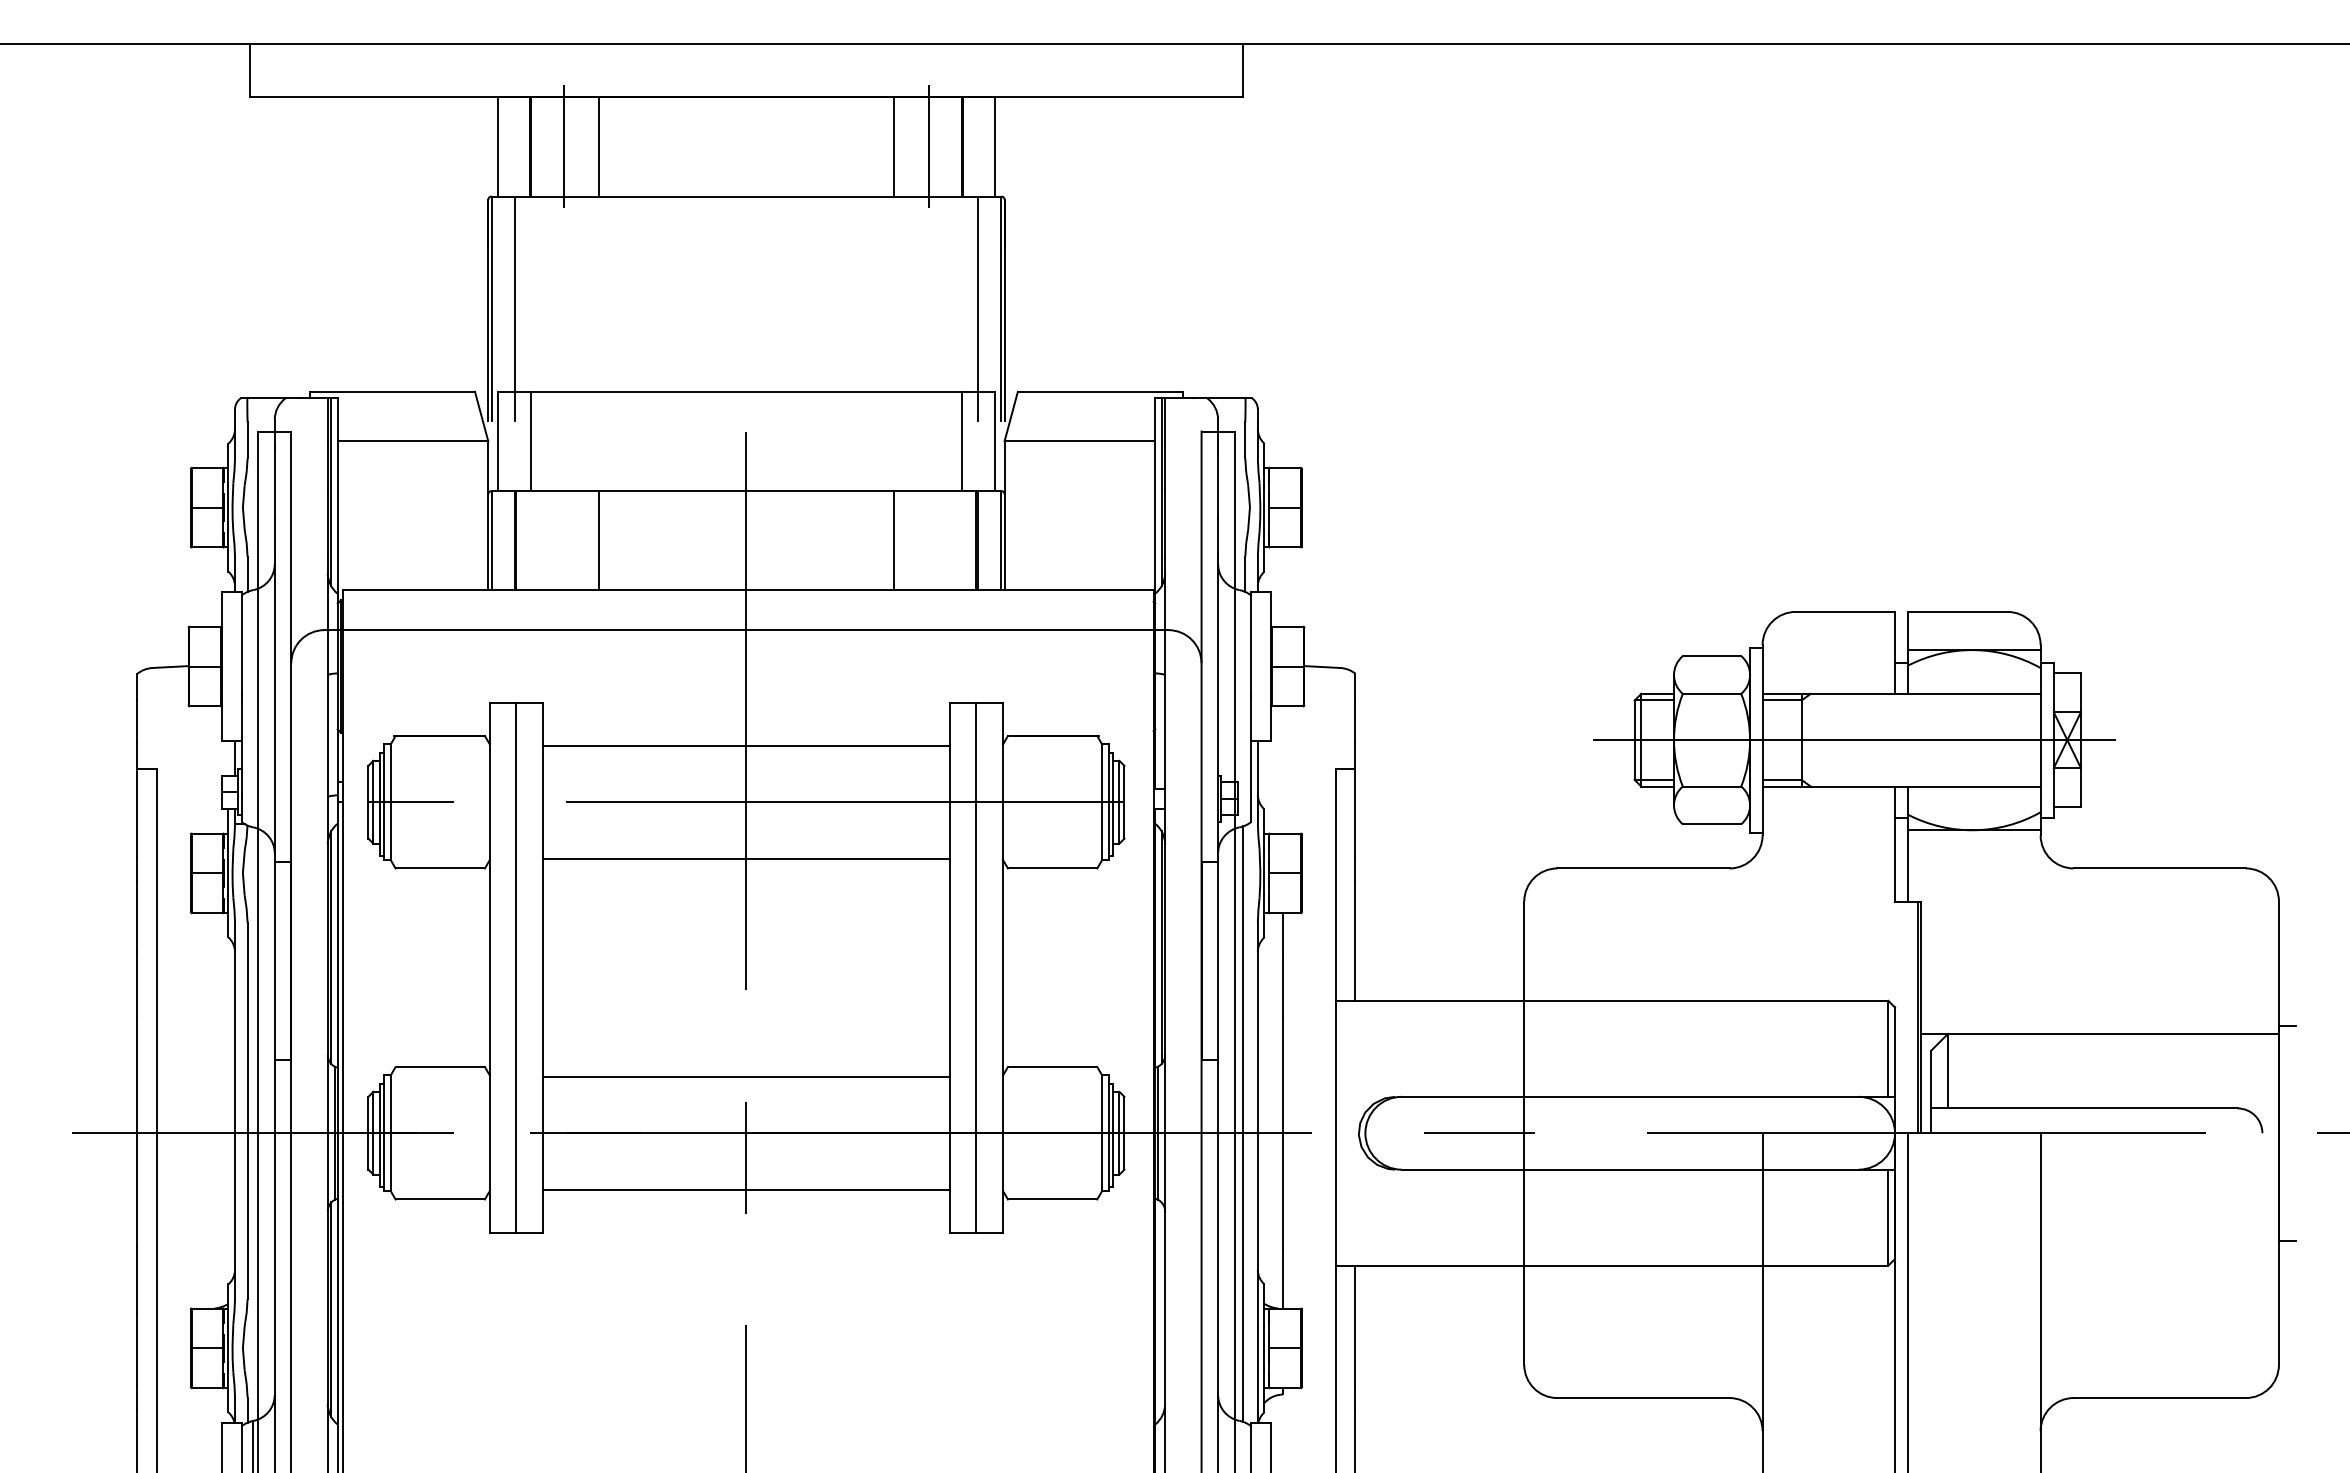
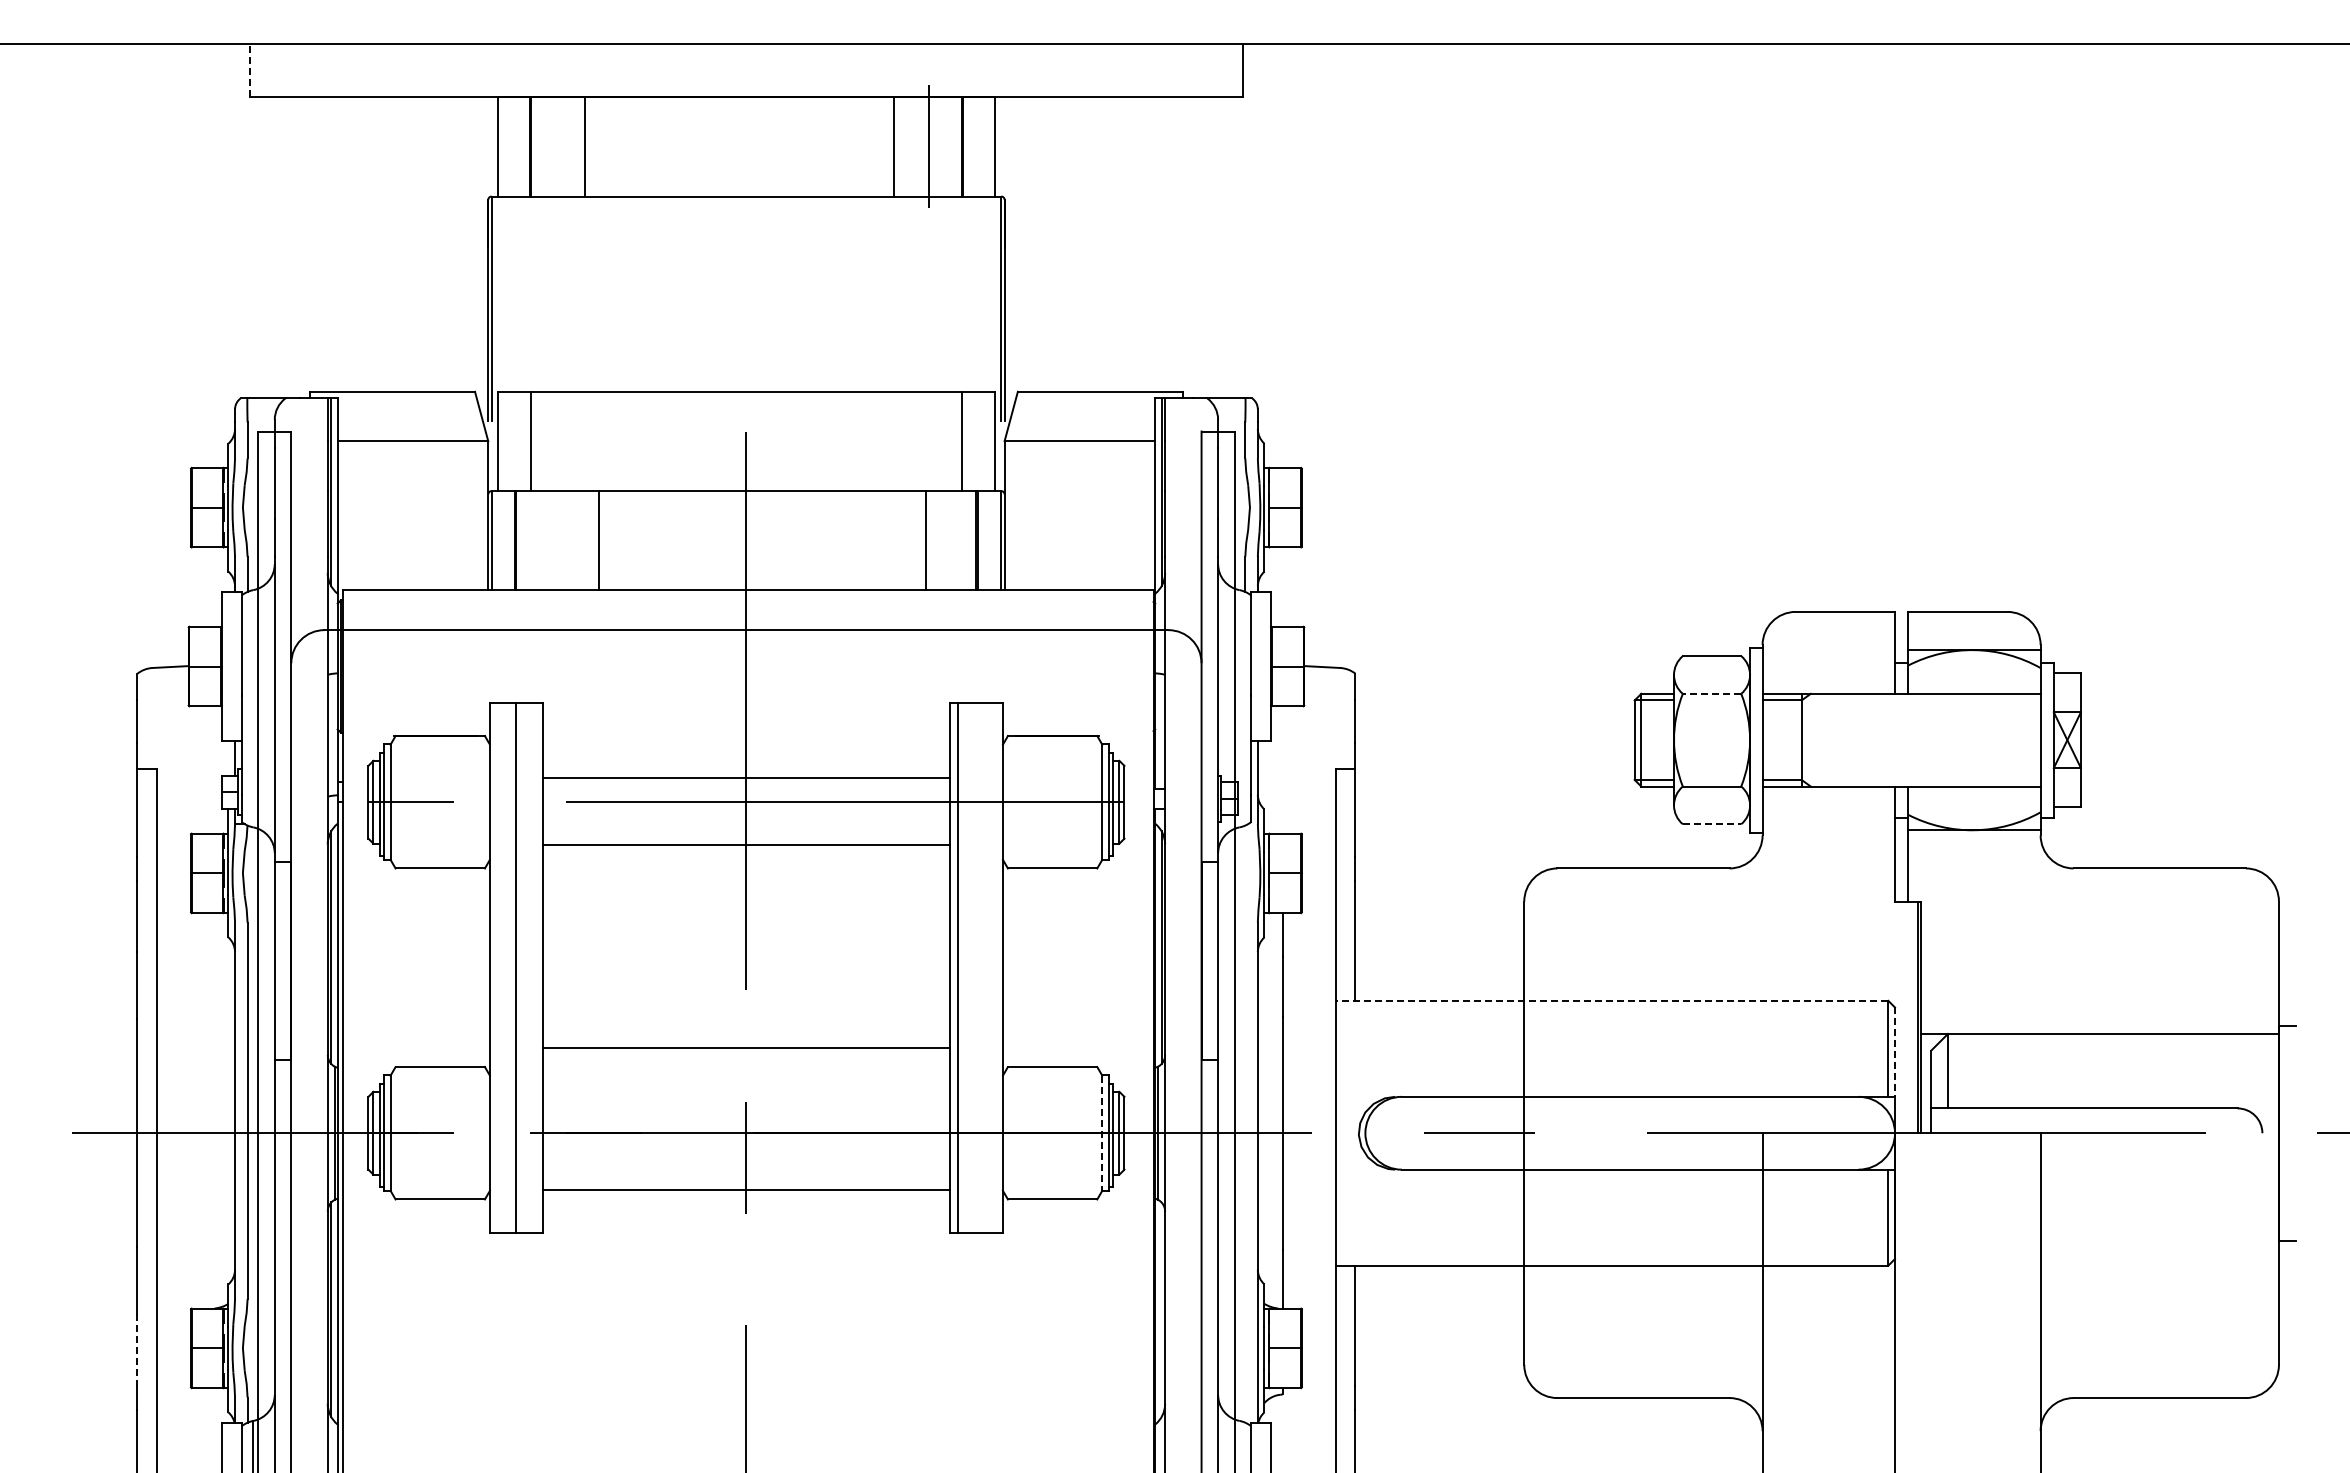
line: solid -> dashed (249, 70)
line: present -> none (564, 146)
line position: (599, 146) -> (585, 146) (585, 146)
line: present -> none (514, 308)
line: present -> none (978, 308)
line position: (893, 540) -> (925, 540) (925, 540)
line: solid -> dashed (1711, 693)
line: present -> none (1854, 740)
line position: (746, 745) -> (746, 777) (746, 777)
line: solid -> dashed (1712, 824)
line position: (746, 858) -> (746, 844) (746, 844)
line position: (976, 967) -> (958, 967) (958, 967)
line: solid -> dashed (1611, 1000)
line: solid -> dashed (1894, 1052)
line position: (746, 1076) -> (746, 1047) (746, 1047)
line: present -> none (1243, 1123)
line: solid -> dashed (1102, 1133)
line: present -> none (1908, 1301)
line: solid -> dashed (137, 1349)
